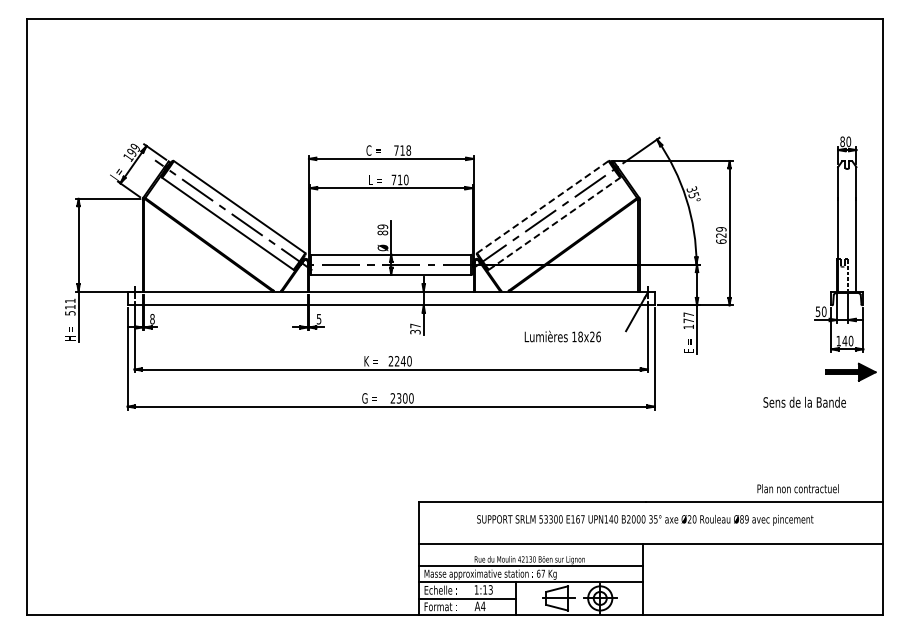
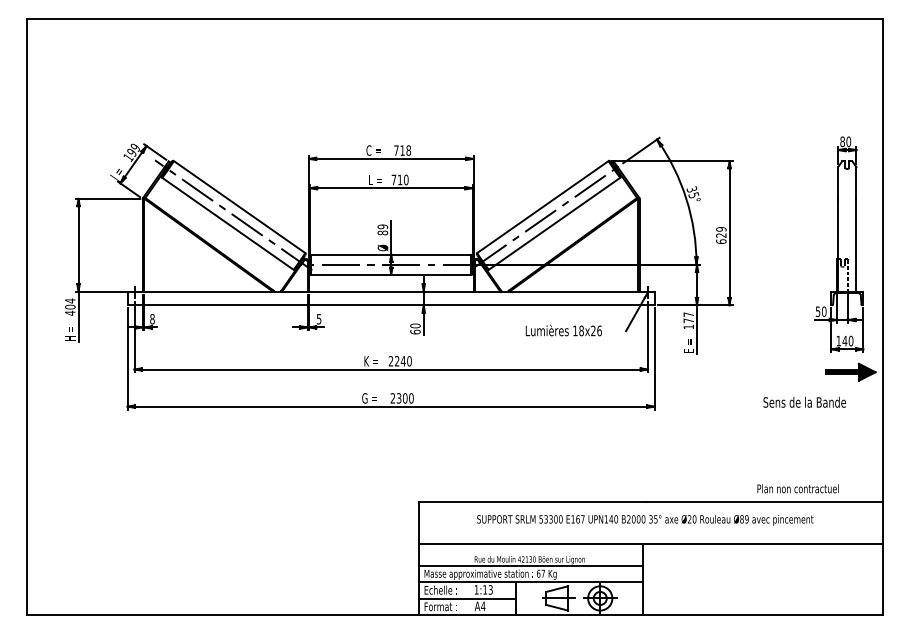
line: dashed -> solid (542, 207)
line: dashed -> solid (555, 223)
text: 511 -> 404 (70, 306)
text: 37 -> 60 (415, 328)
text position: (562, 336) -> (563, 330) (563, 330)
